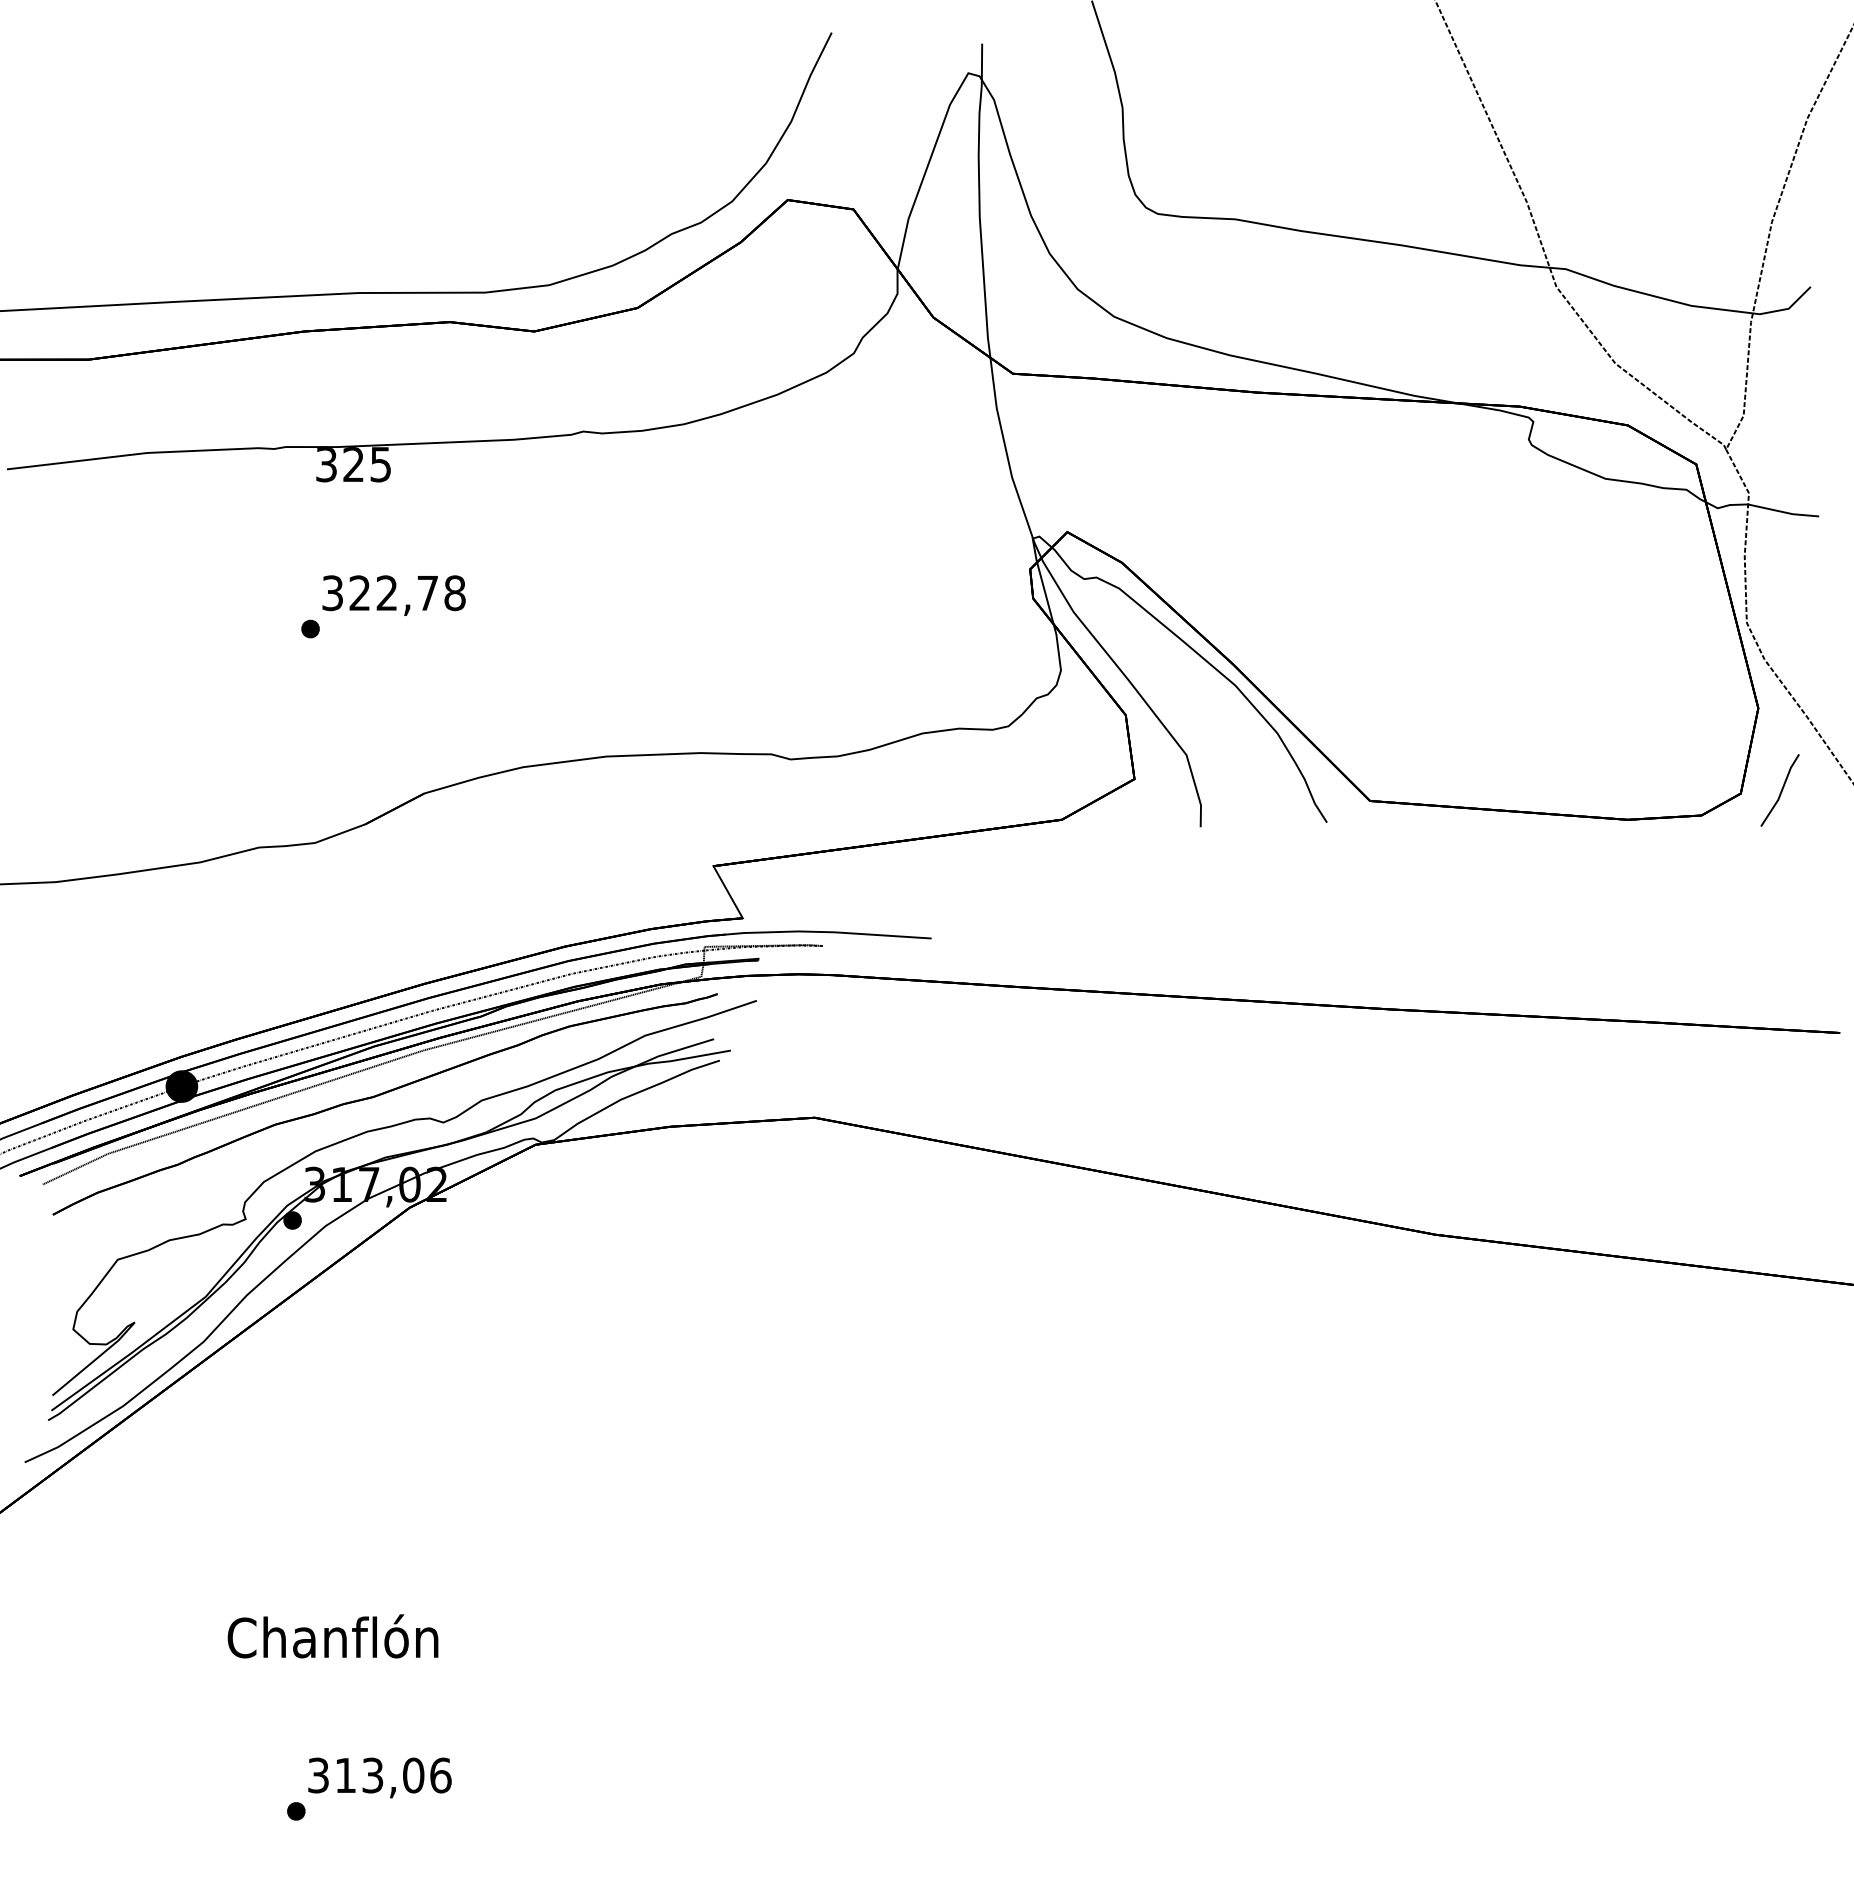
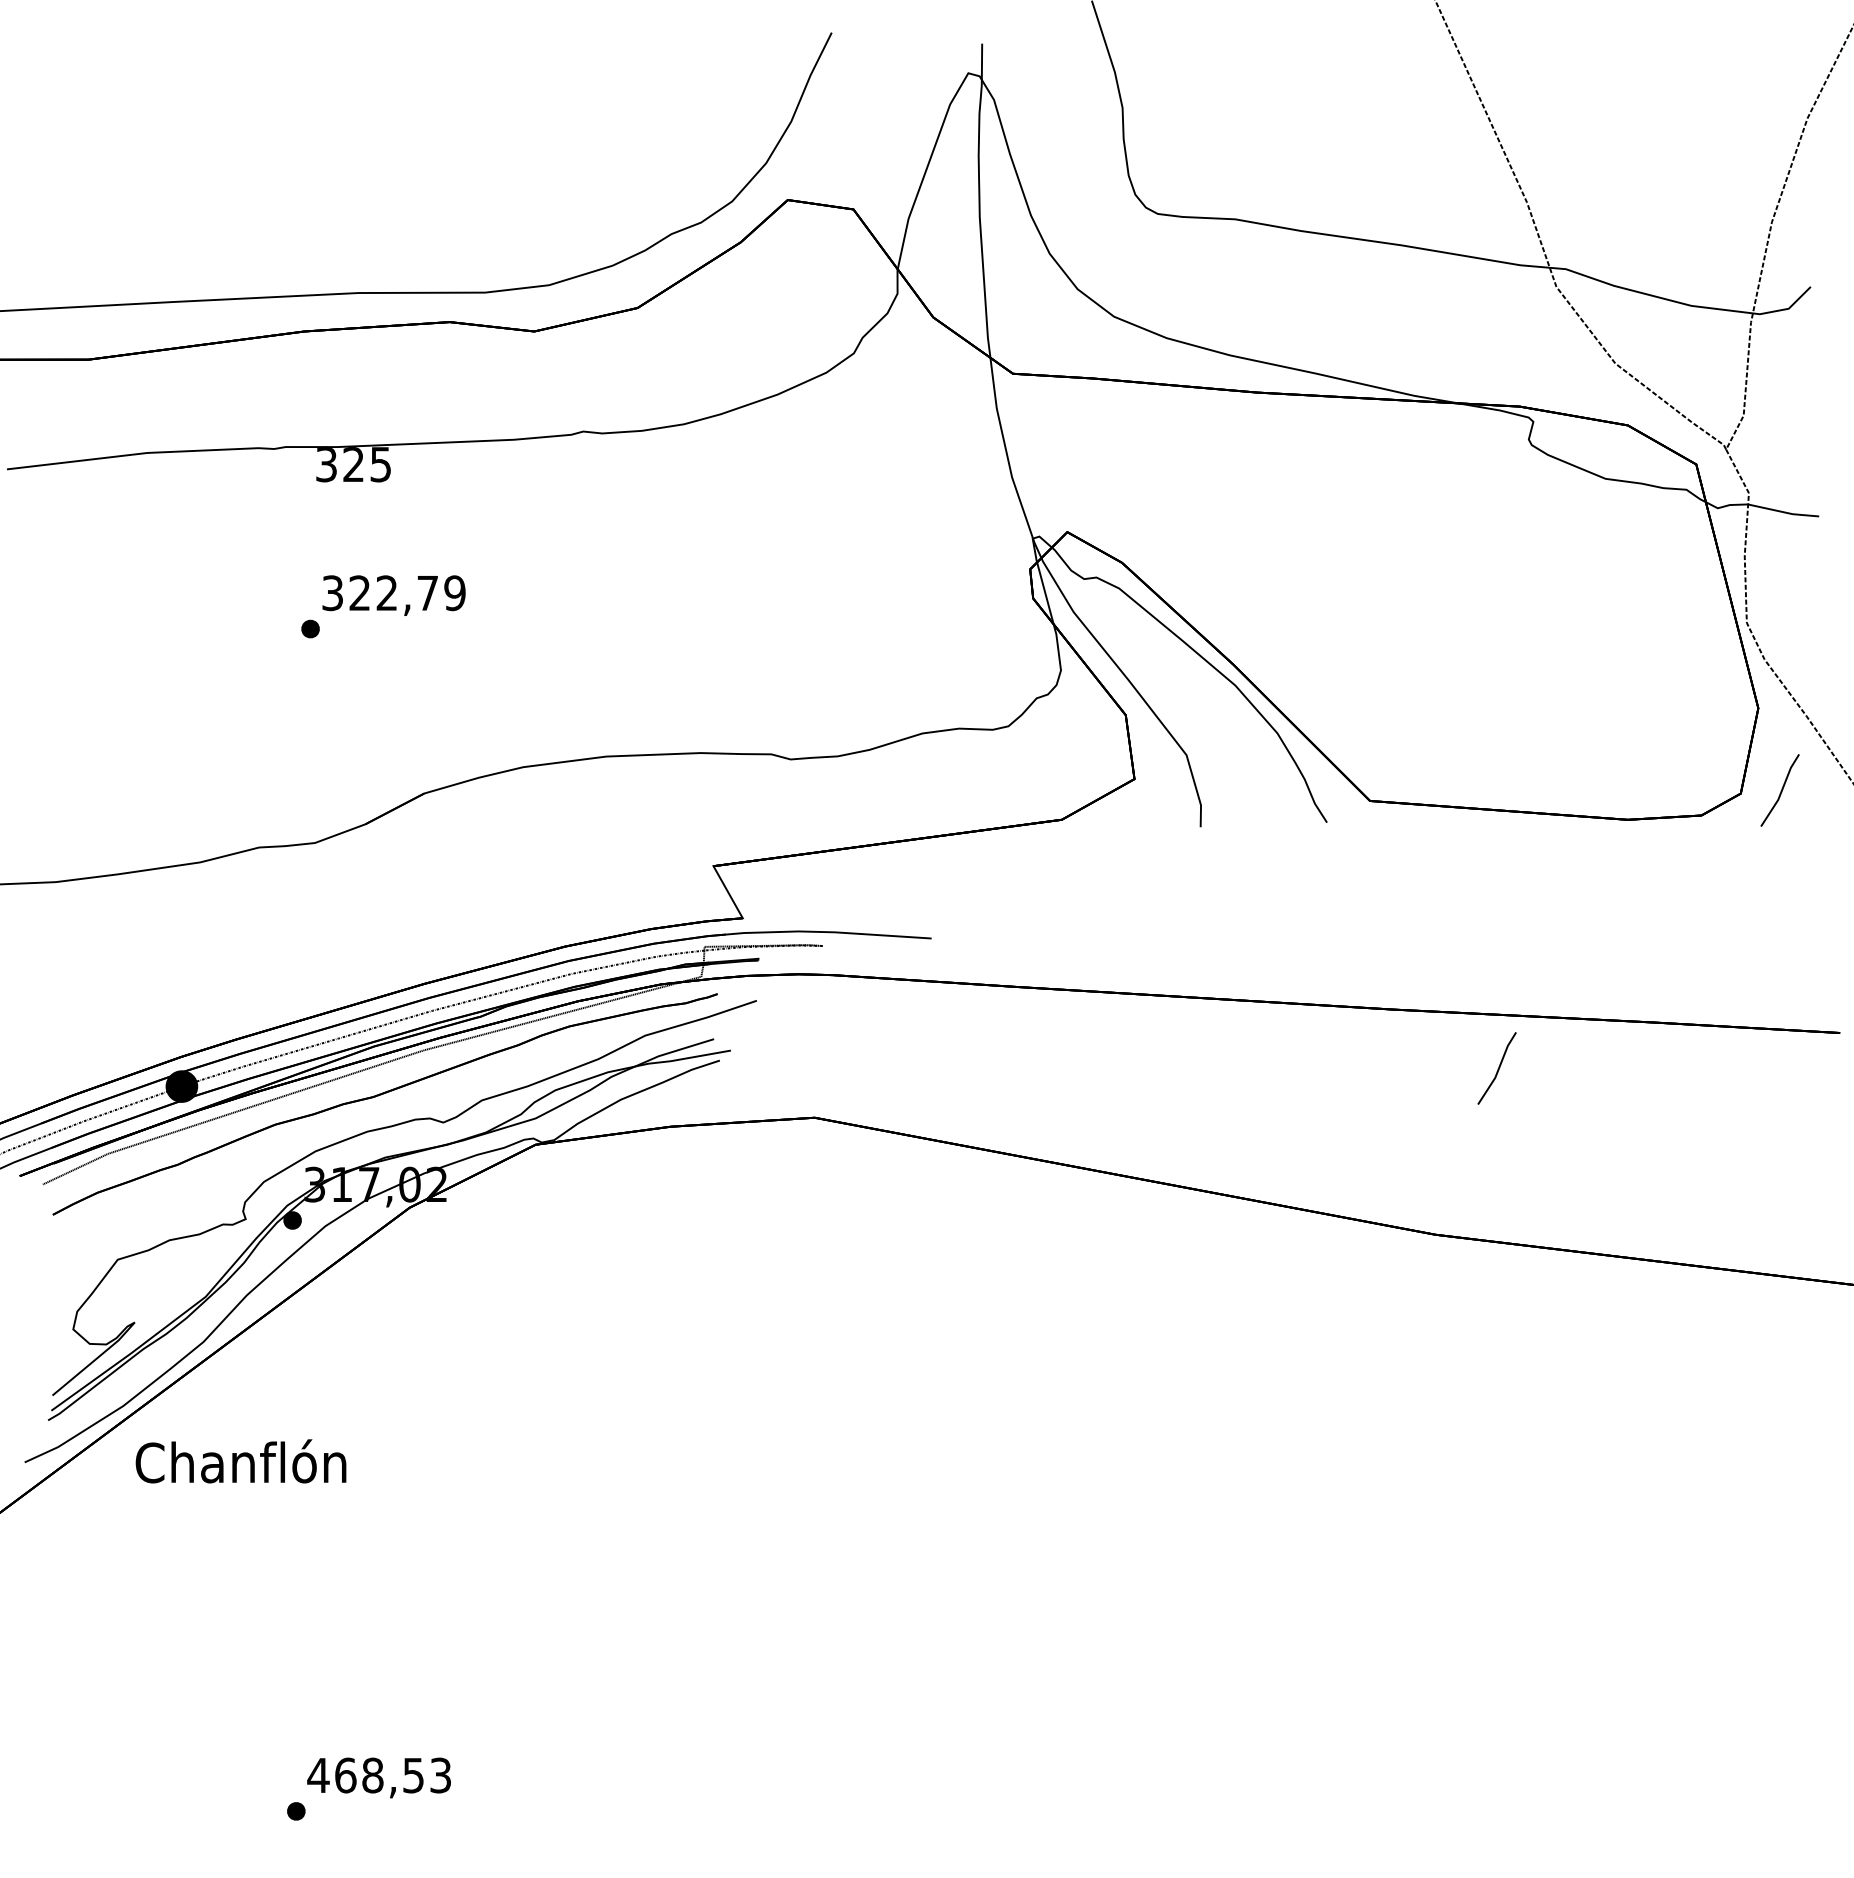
text: 322,78 -> 322,79 (454, 593)
line: none -> present (1497, 1069)
text position: (332, 1636) -> (240, 1461) (240, 1461)
text: 313,06 -> 468,53 (379, 1775)
